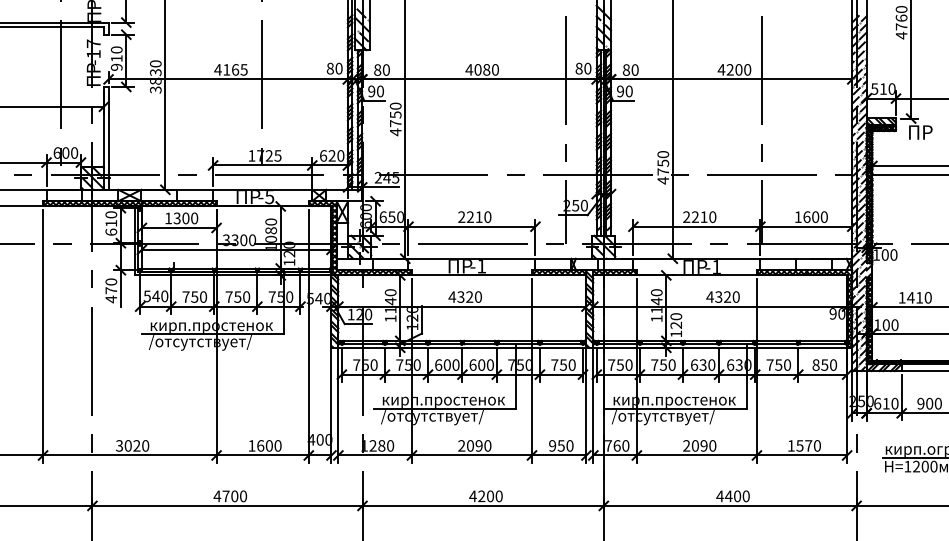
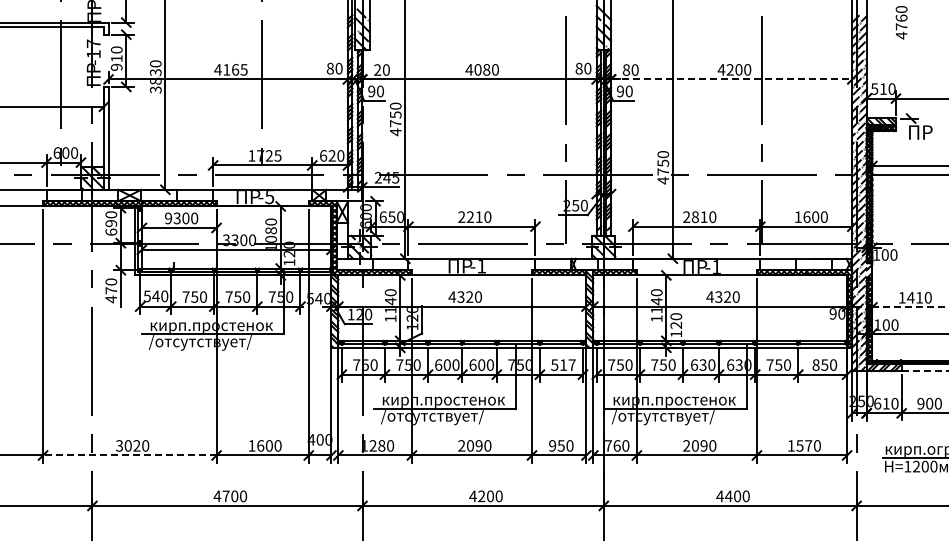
line: present -> none (911, 60)
text: 80 -> 20 (377, 69)
line: solid -> dashed (731, 79)
text: 2210 -> 2810 (694, 217)
text: 1300 -> 9300 (168, 218)
text: 610 -> 690 (111, 223)
line: solid -> dashed (910, 307)
text: 750 -> 517 (563, 364)
line: solid -> dashed (925, 371)
line: solid -> dashed (129, 455)
